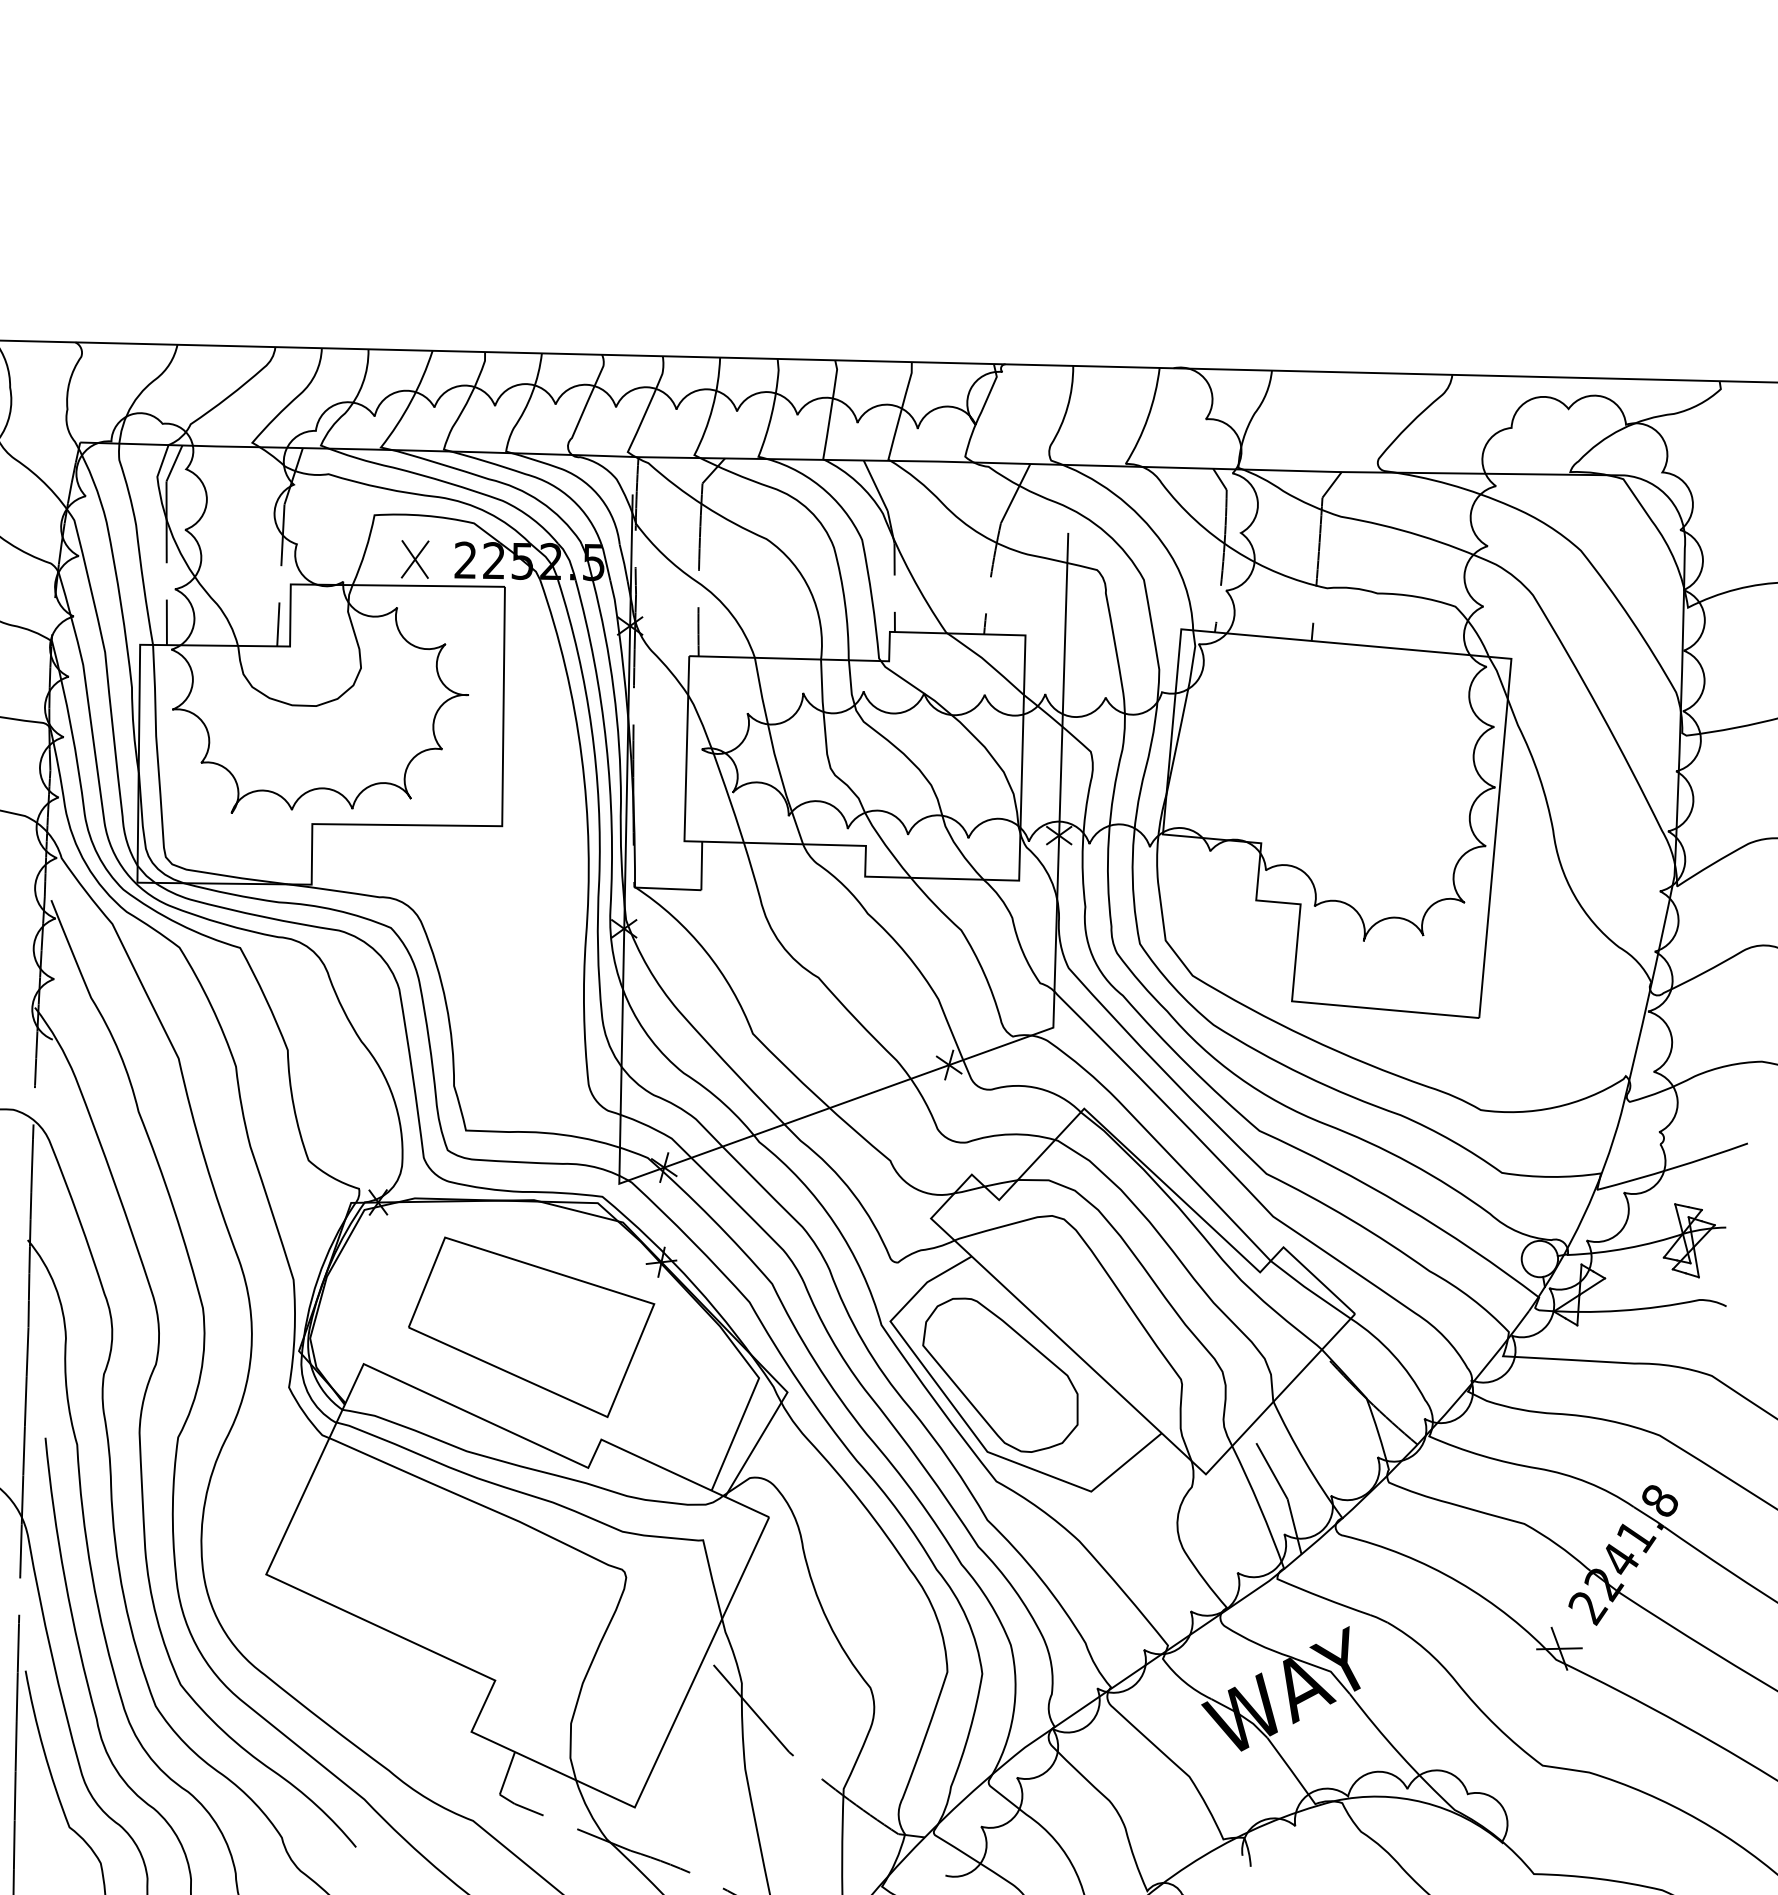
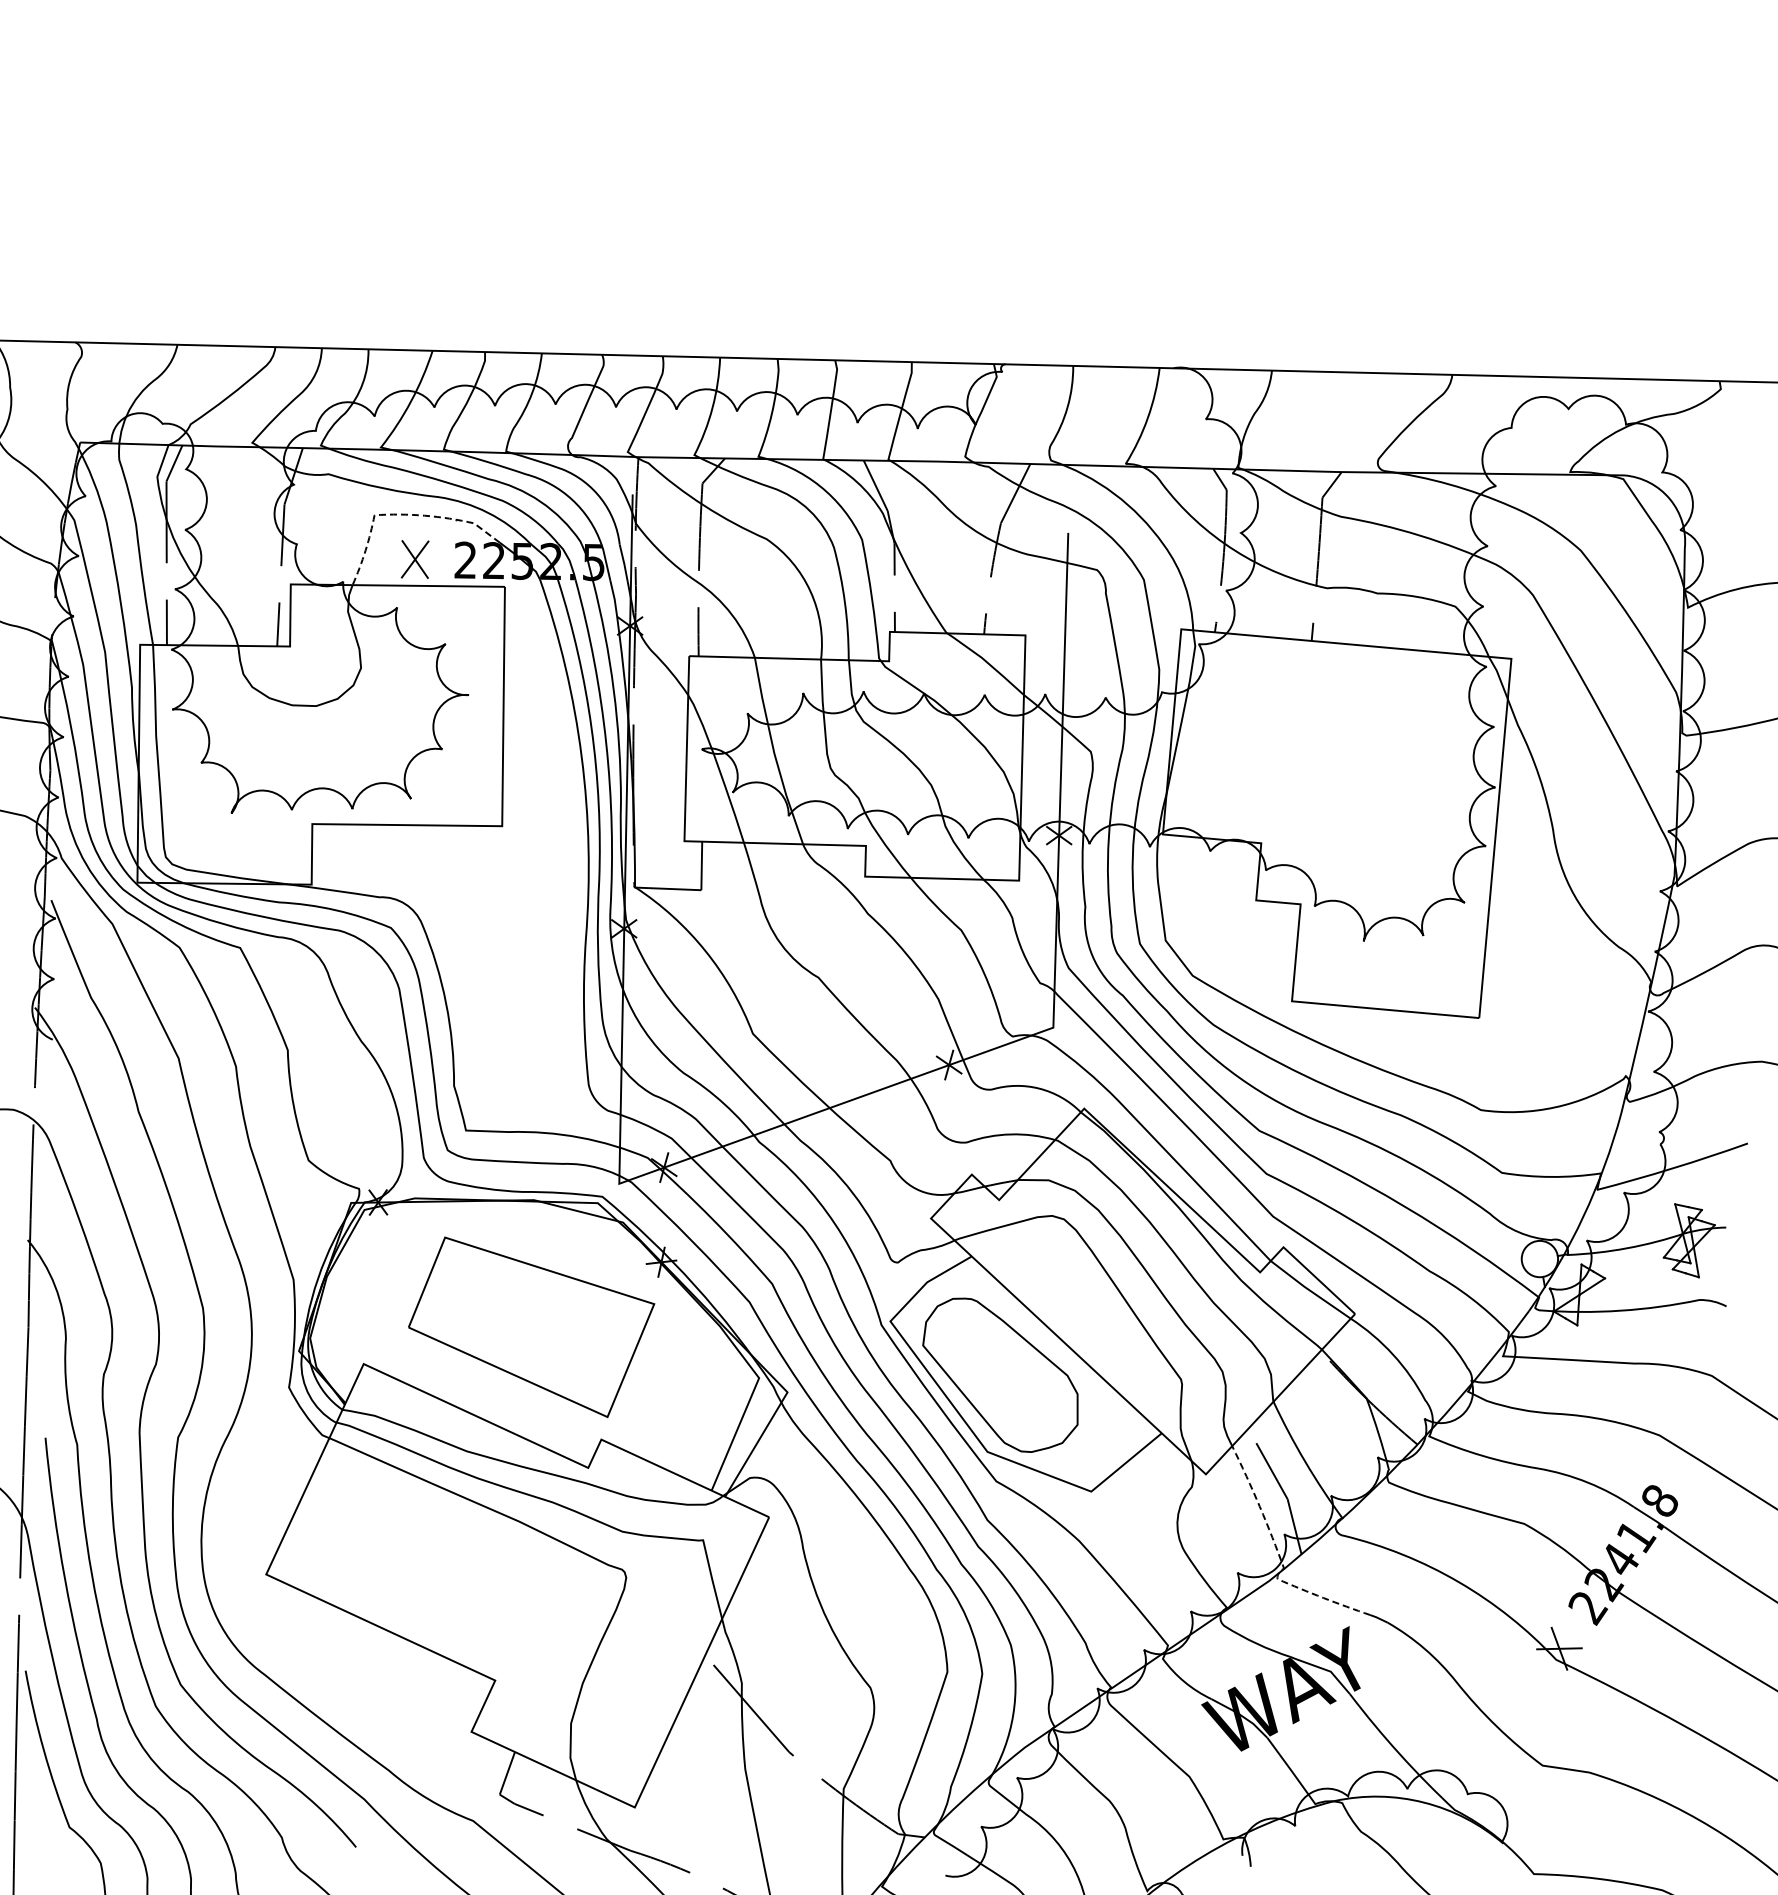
line: solid -> dashed (403, 514)
line: solid -> dashed (1281, 1561)
